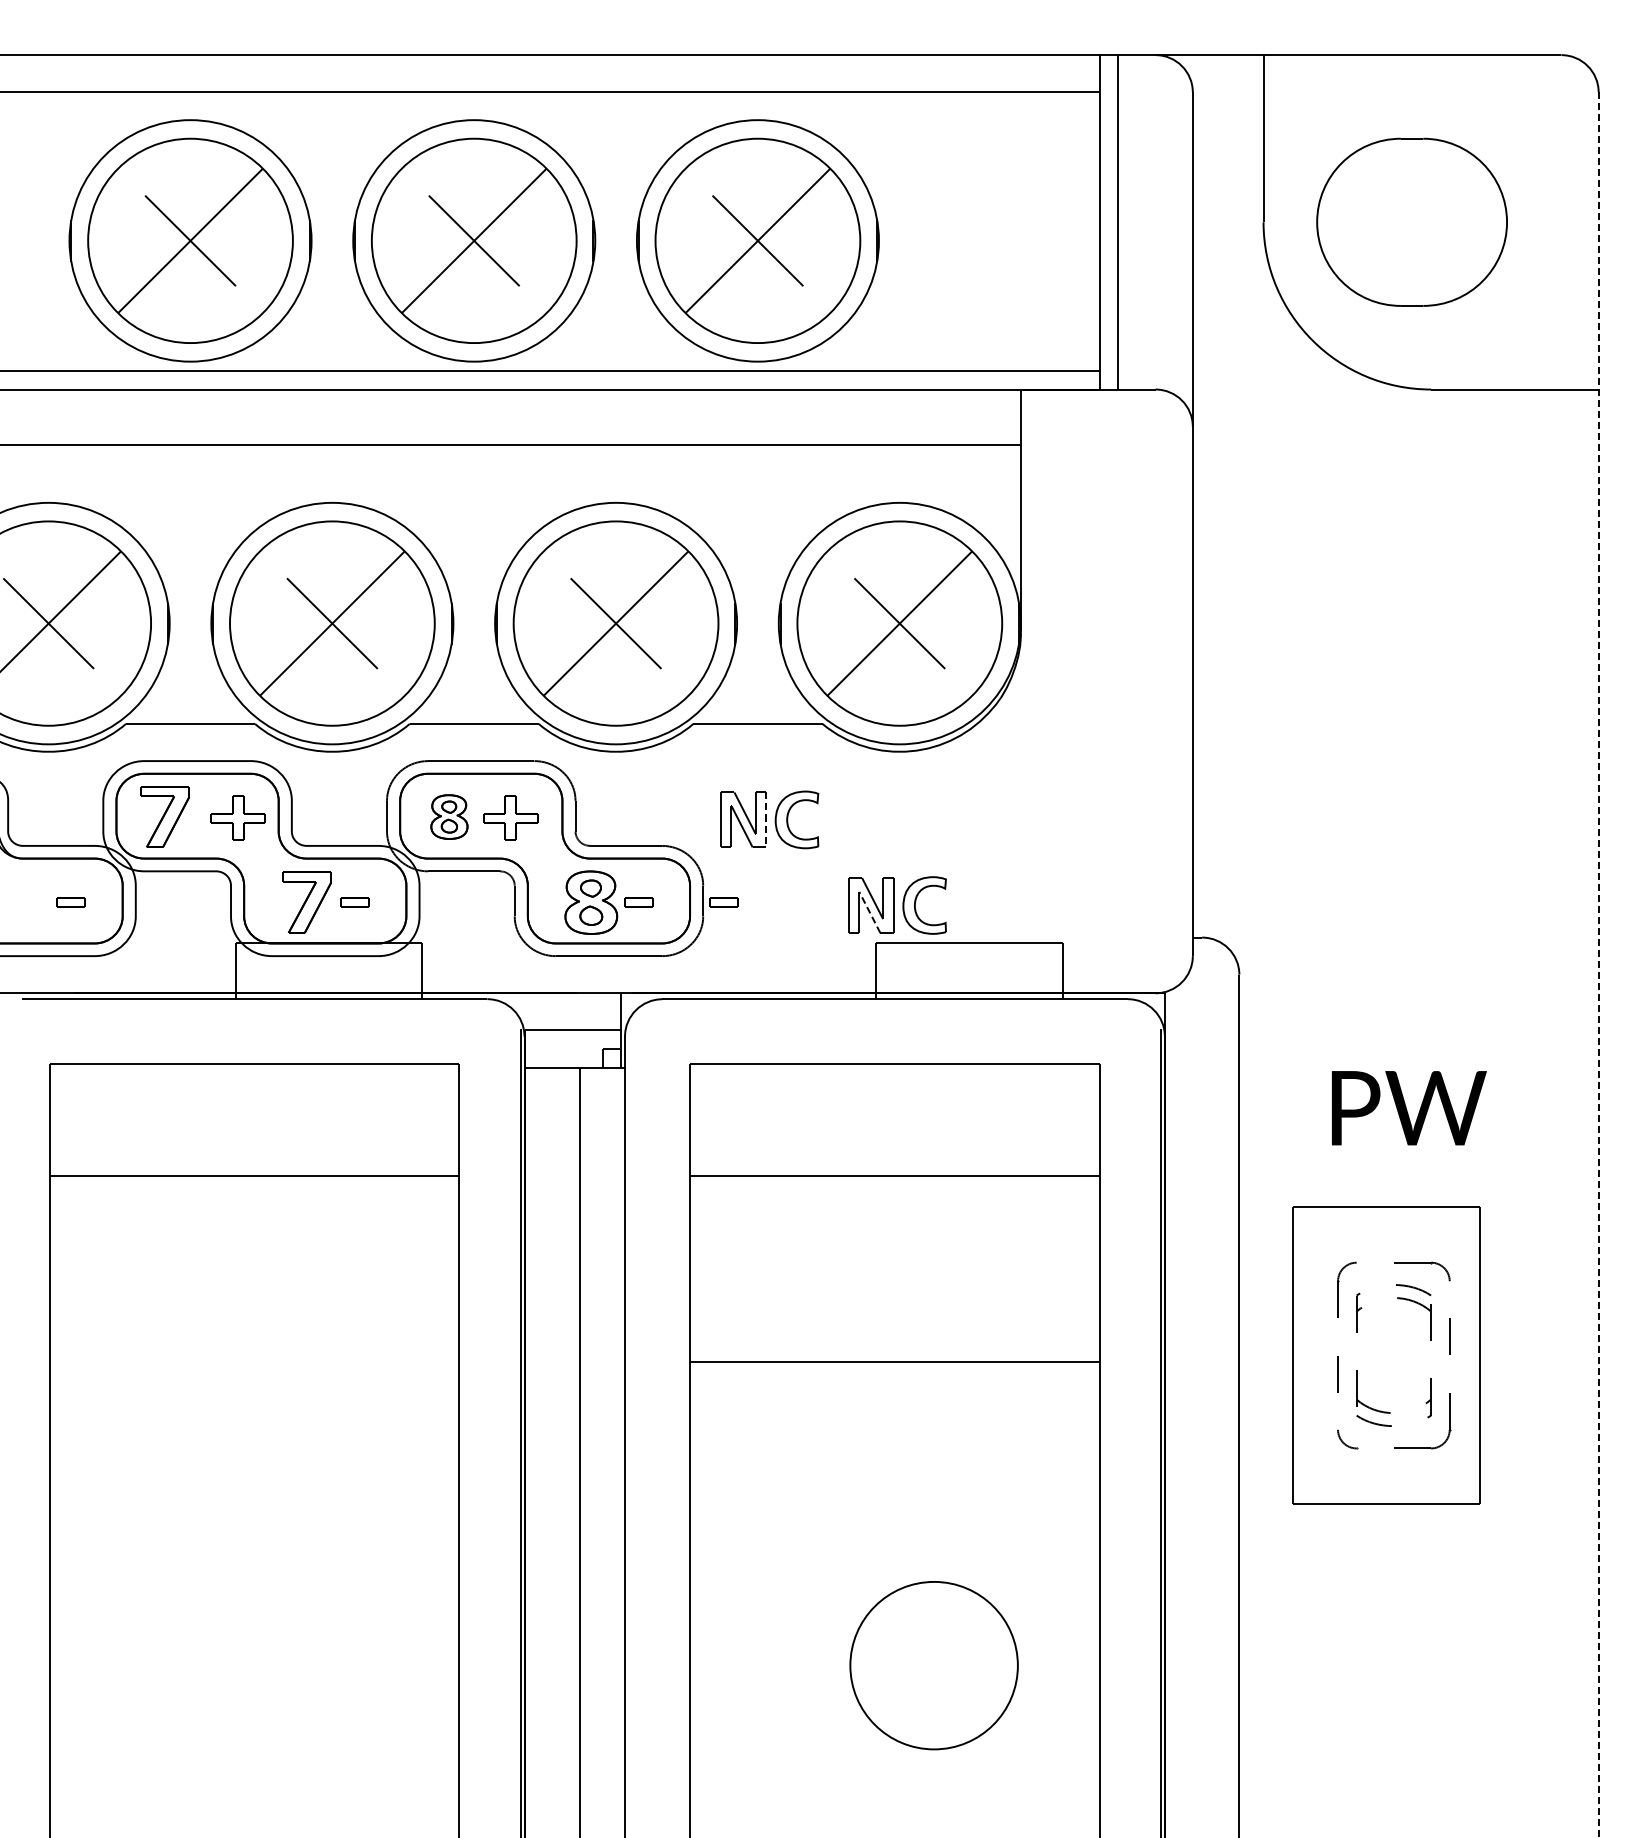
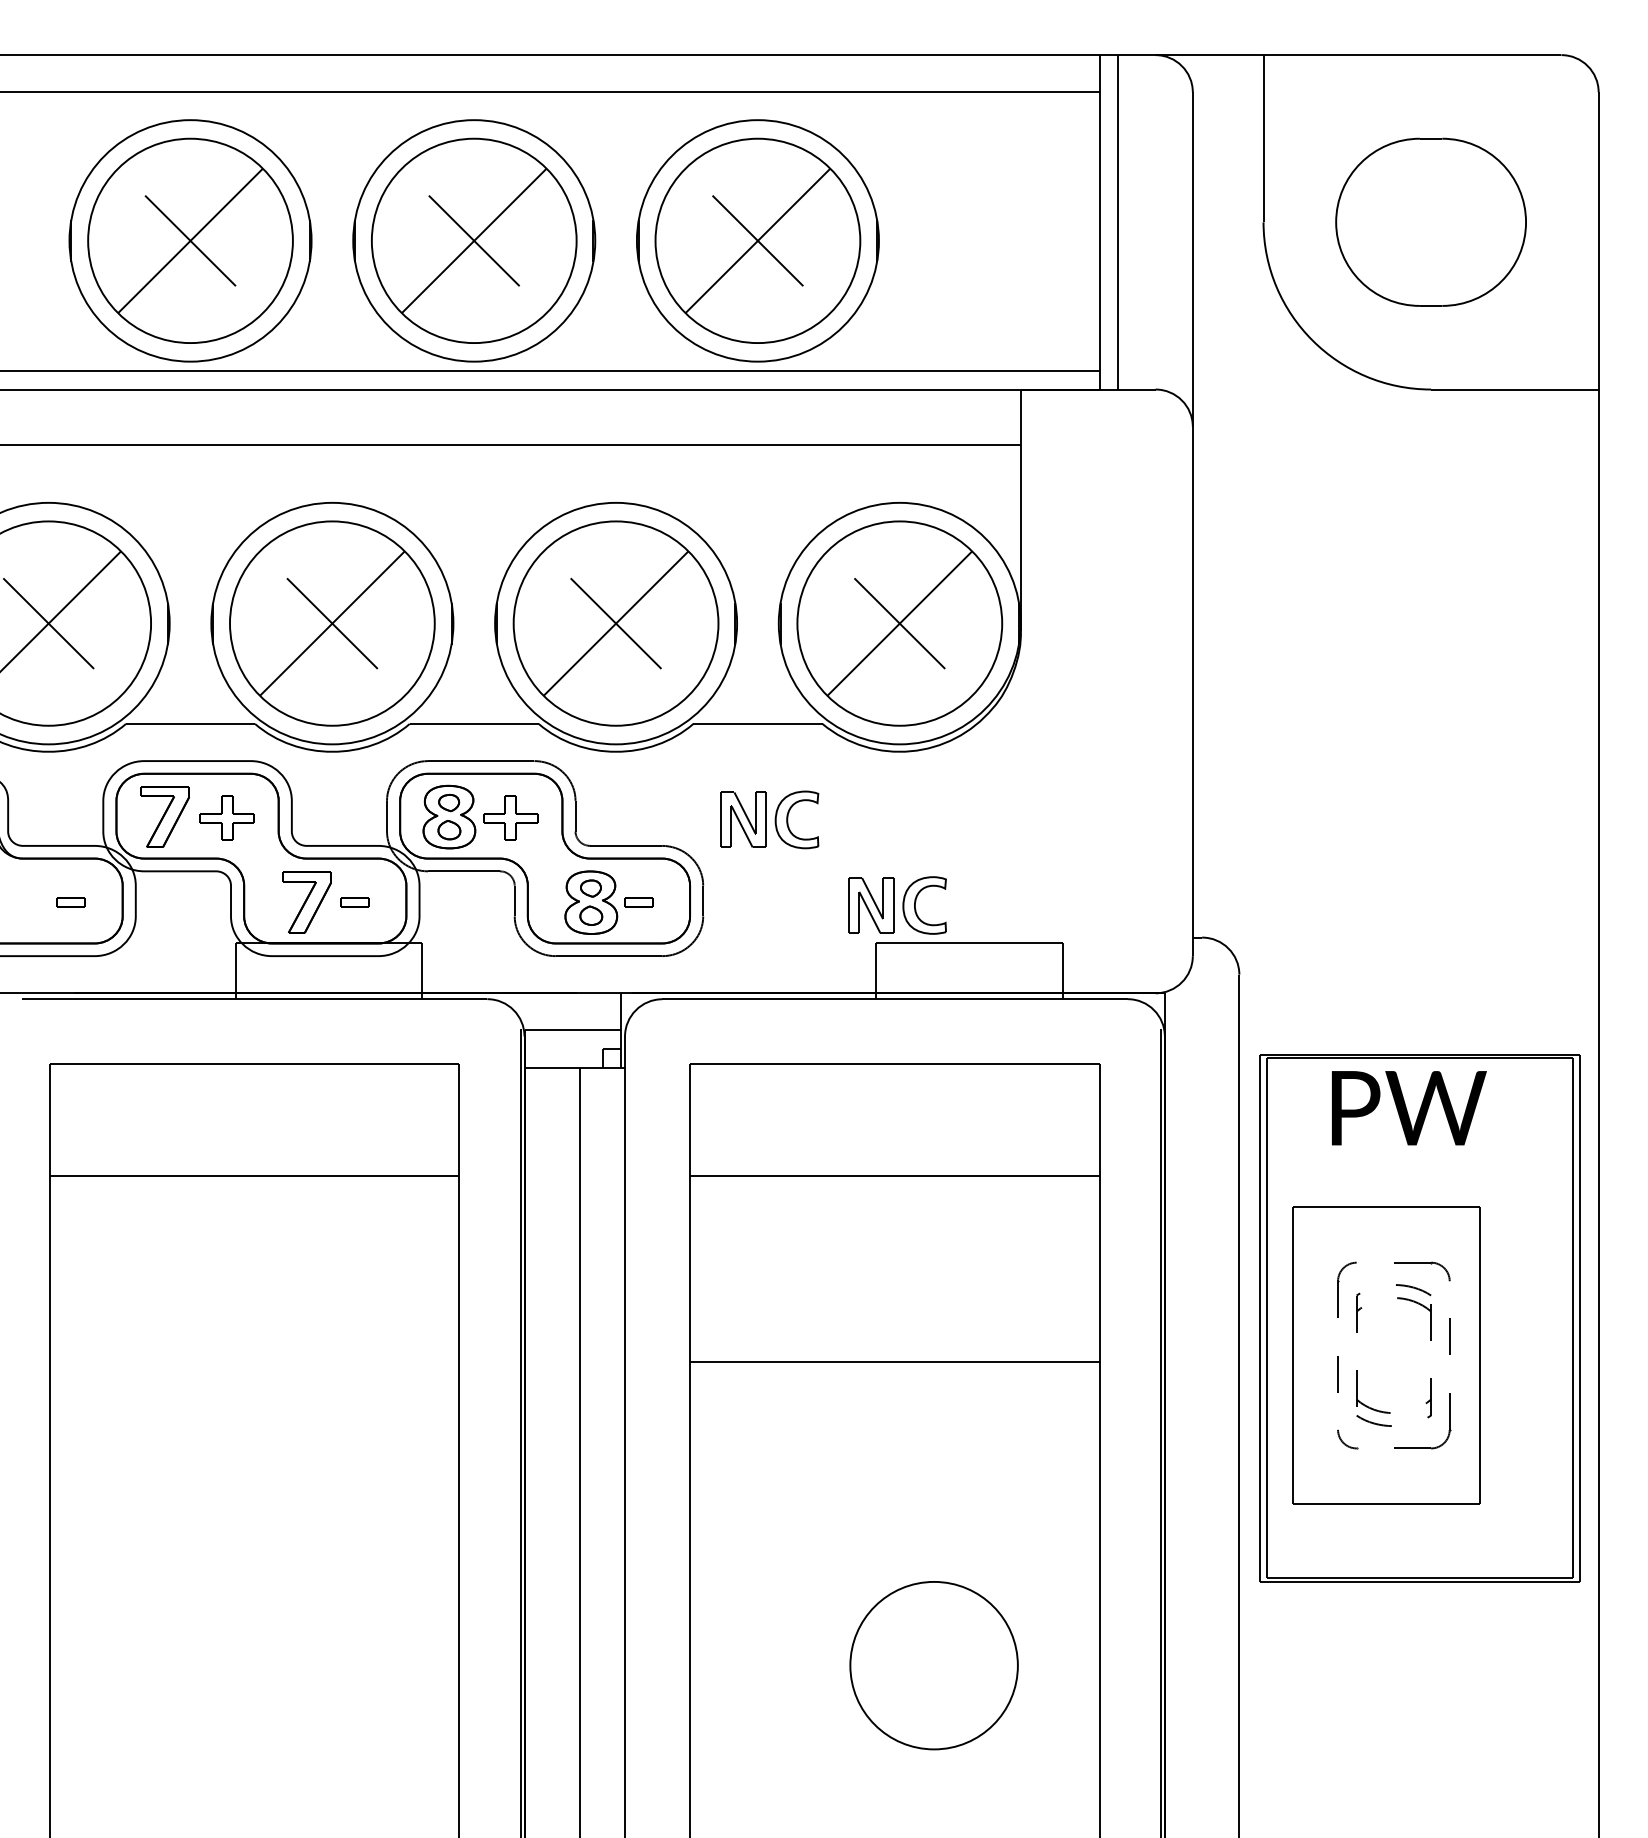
part position: (1411, 221) -> (1430, 221) (1430, 221)
part size: 39x46 px -> 55x66 px (449, 816)
part position: (237, 817) -> (226, 817) (226, 817)
line: dashed -> solid (766, 820)
part: present -> none (723, 902)
line: dashed -> solid (869, 912)
line: dashed -> solid (1598, 965)
part: none -> present (1419, 1318)
